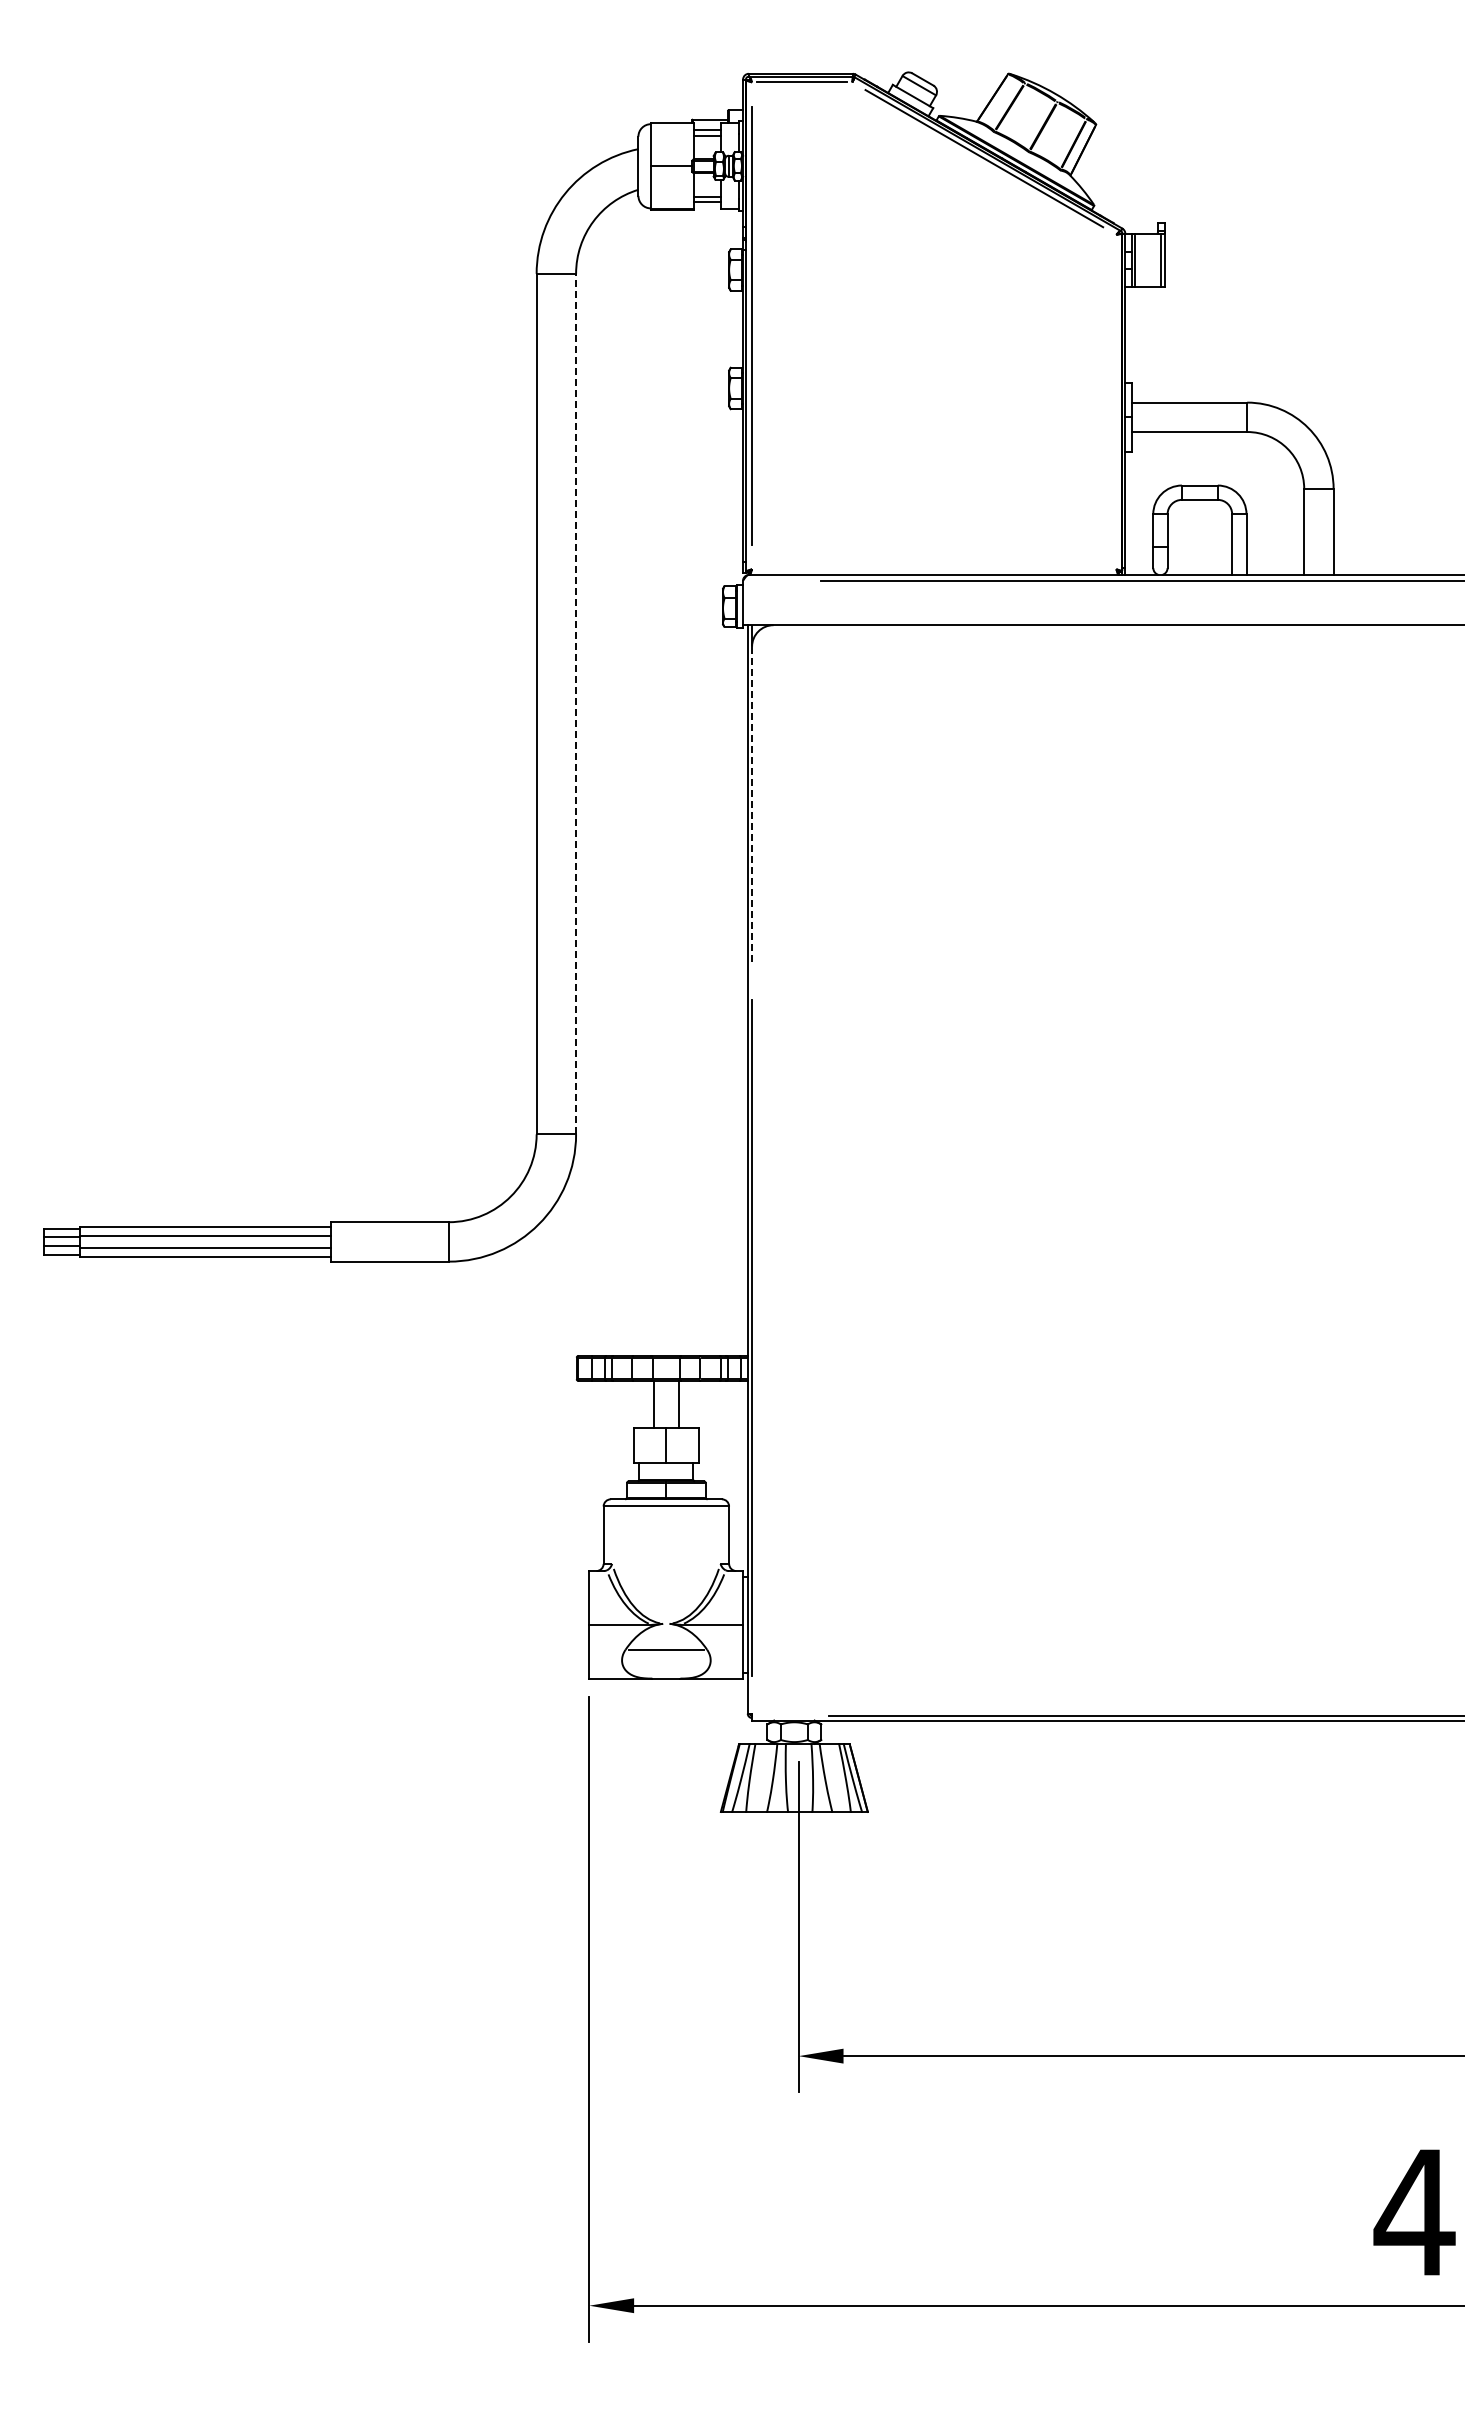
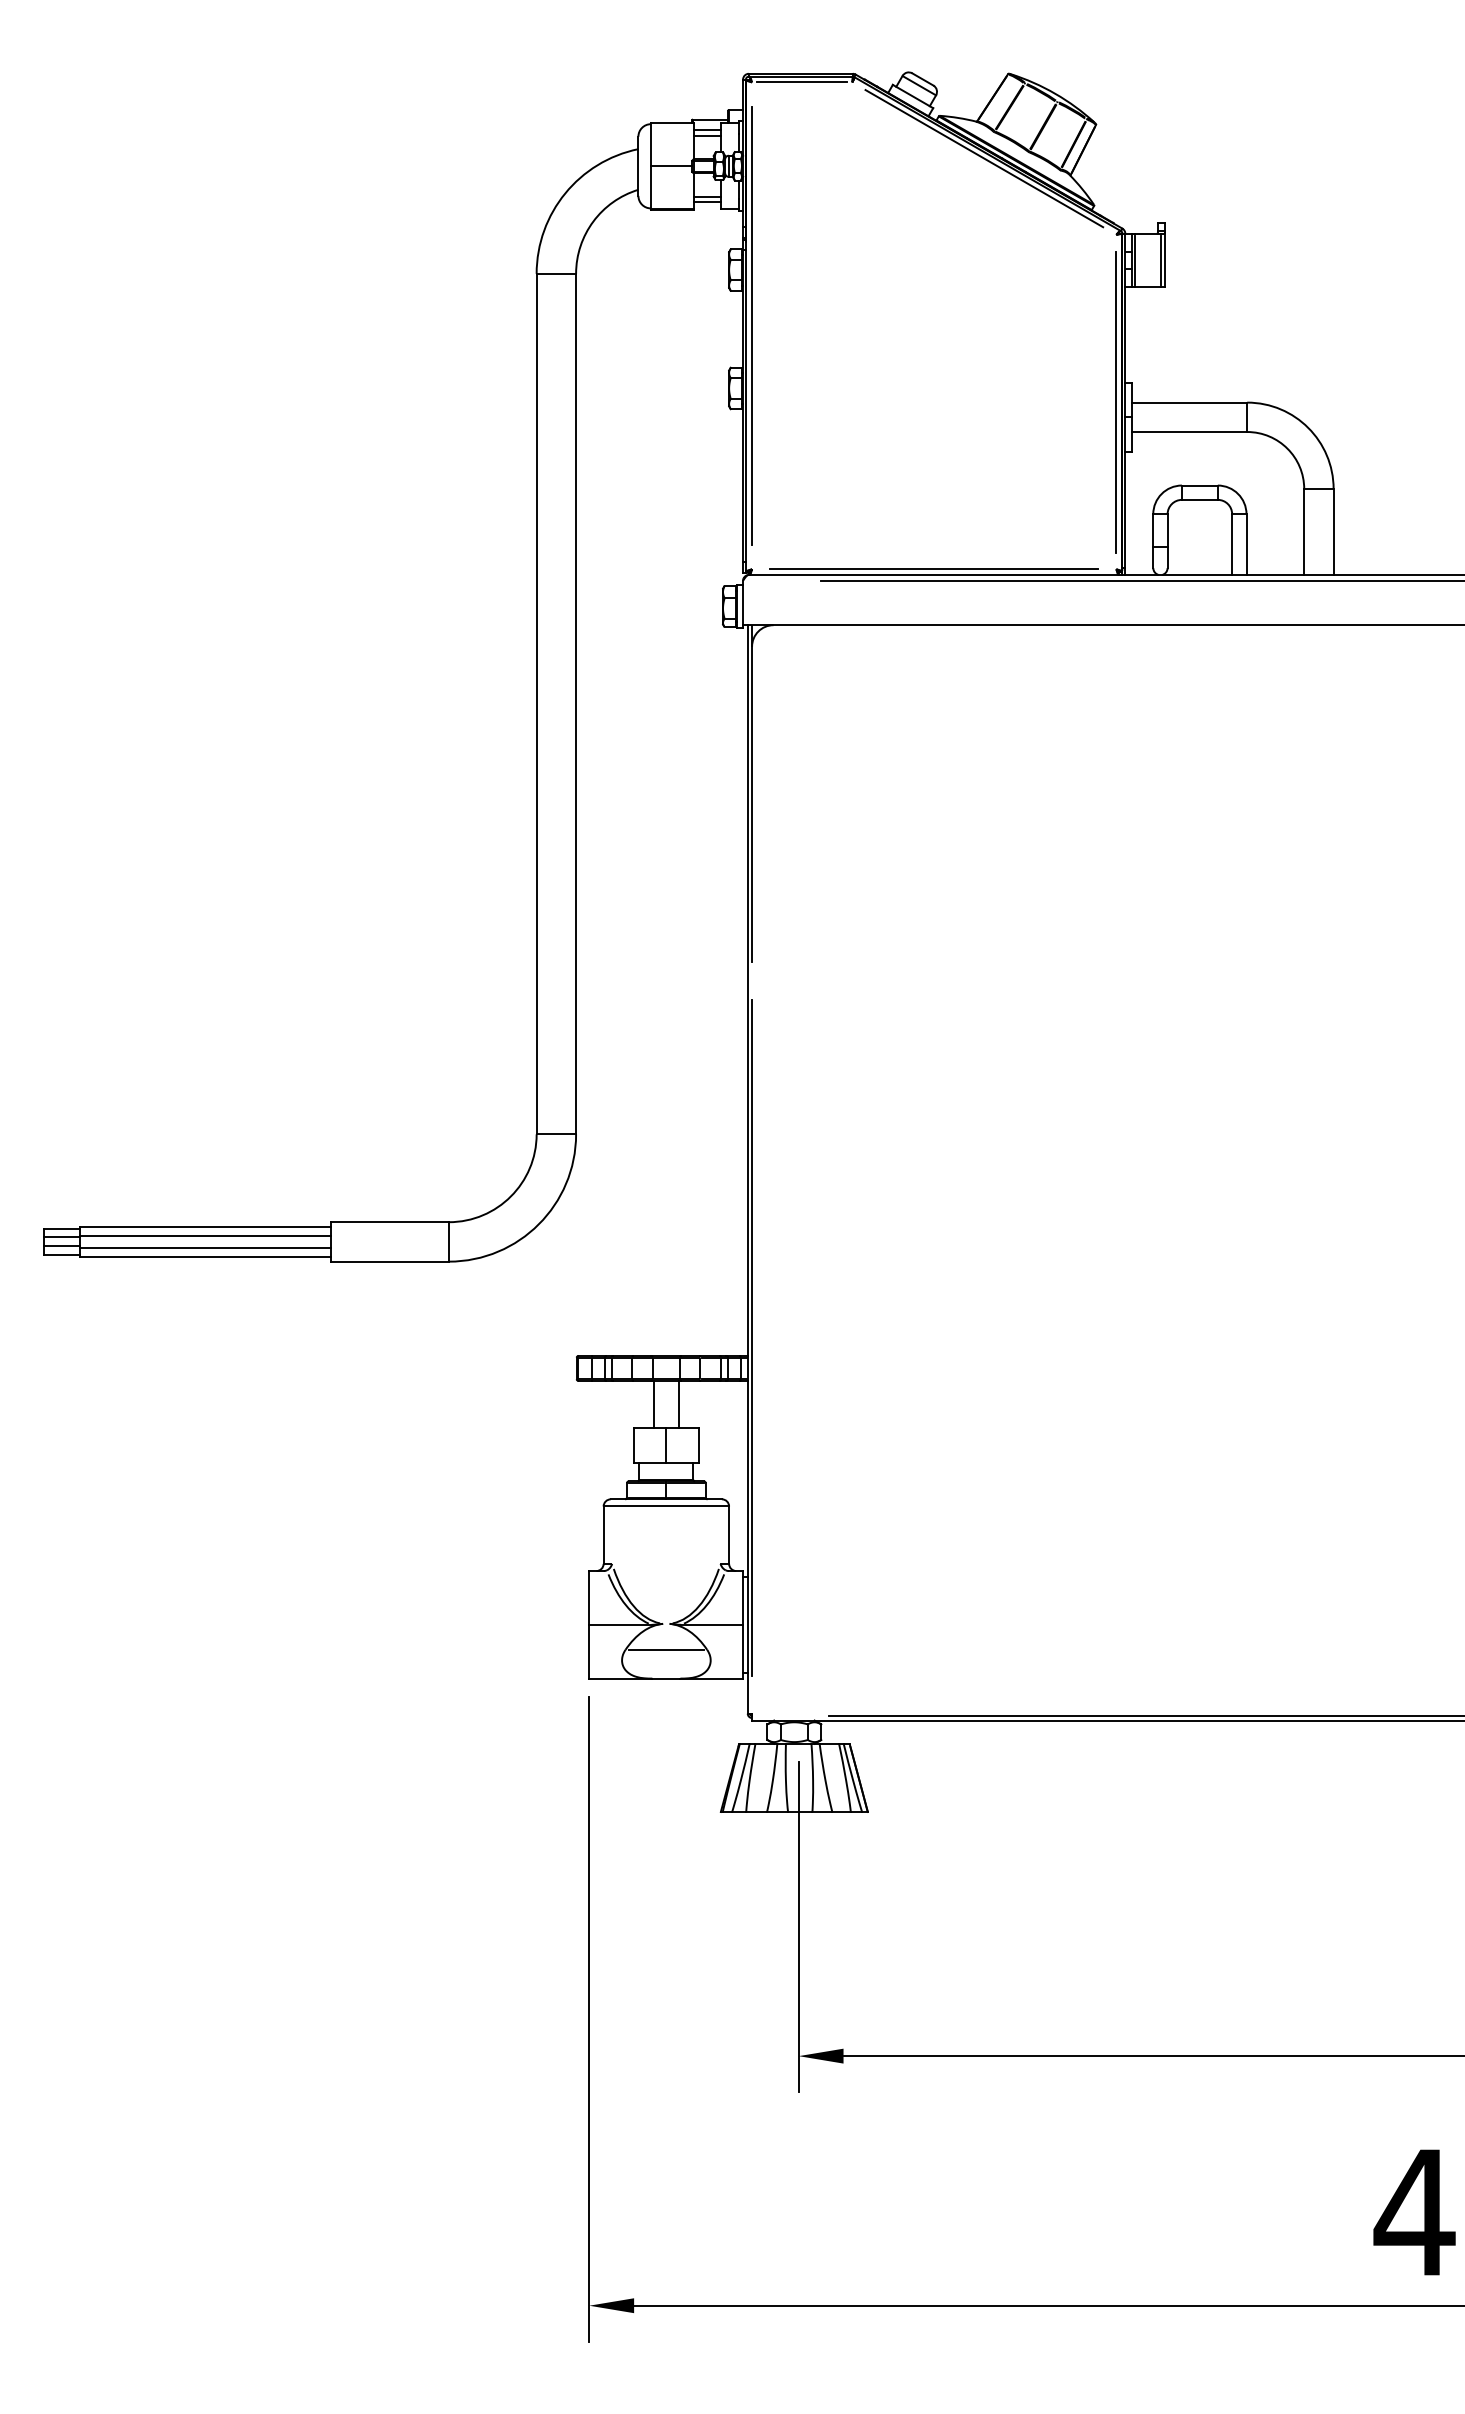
line: none -> present (1116, 401)
line: none -> present (934, 569)
line: dashed -> solid (576, 703)
line: dashed -> solid (752, 804)
